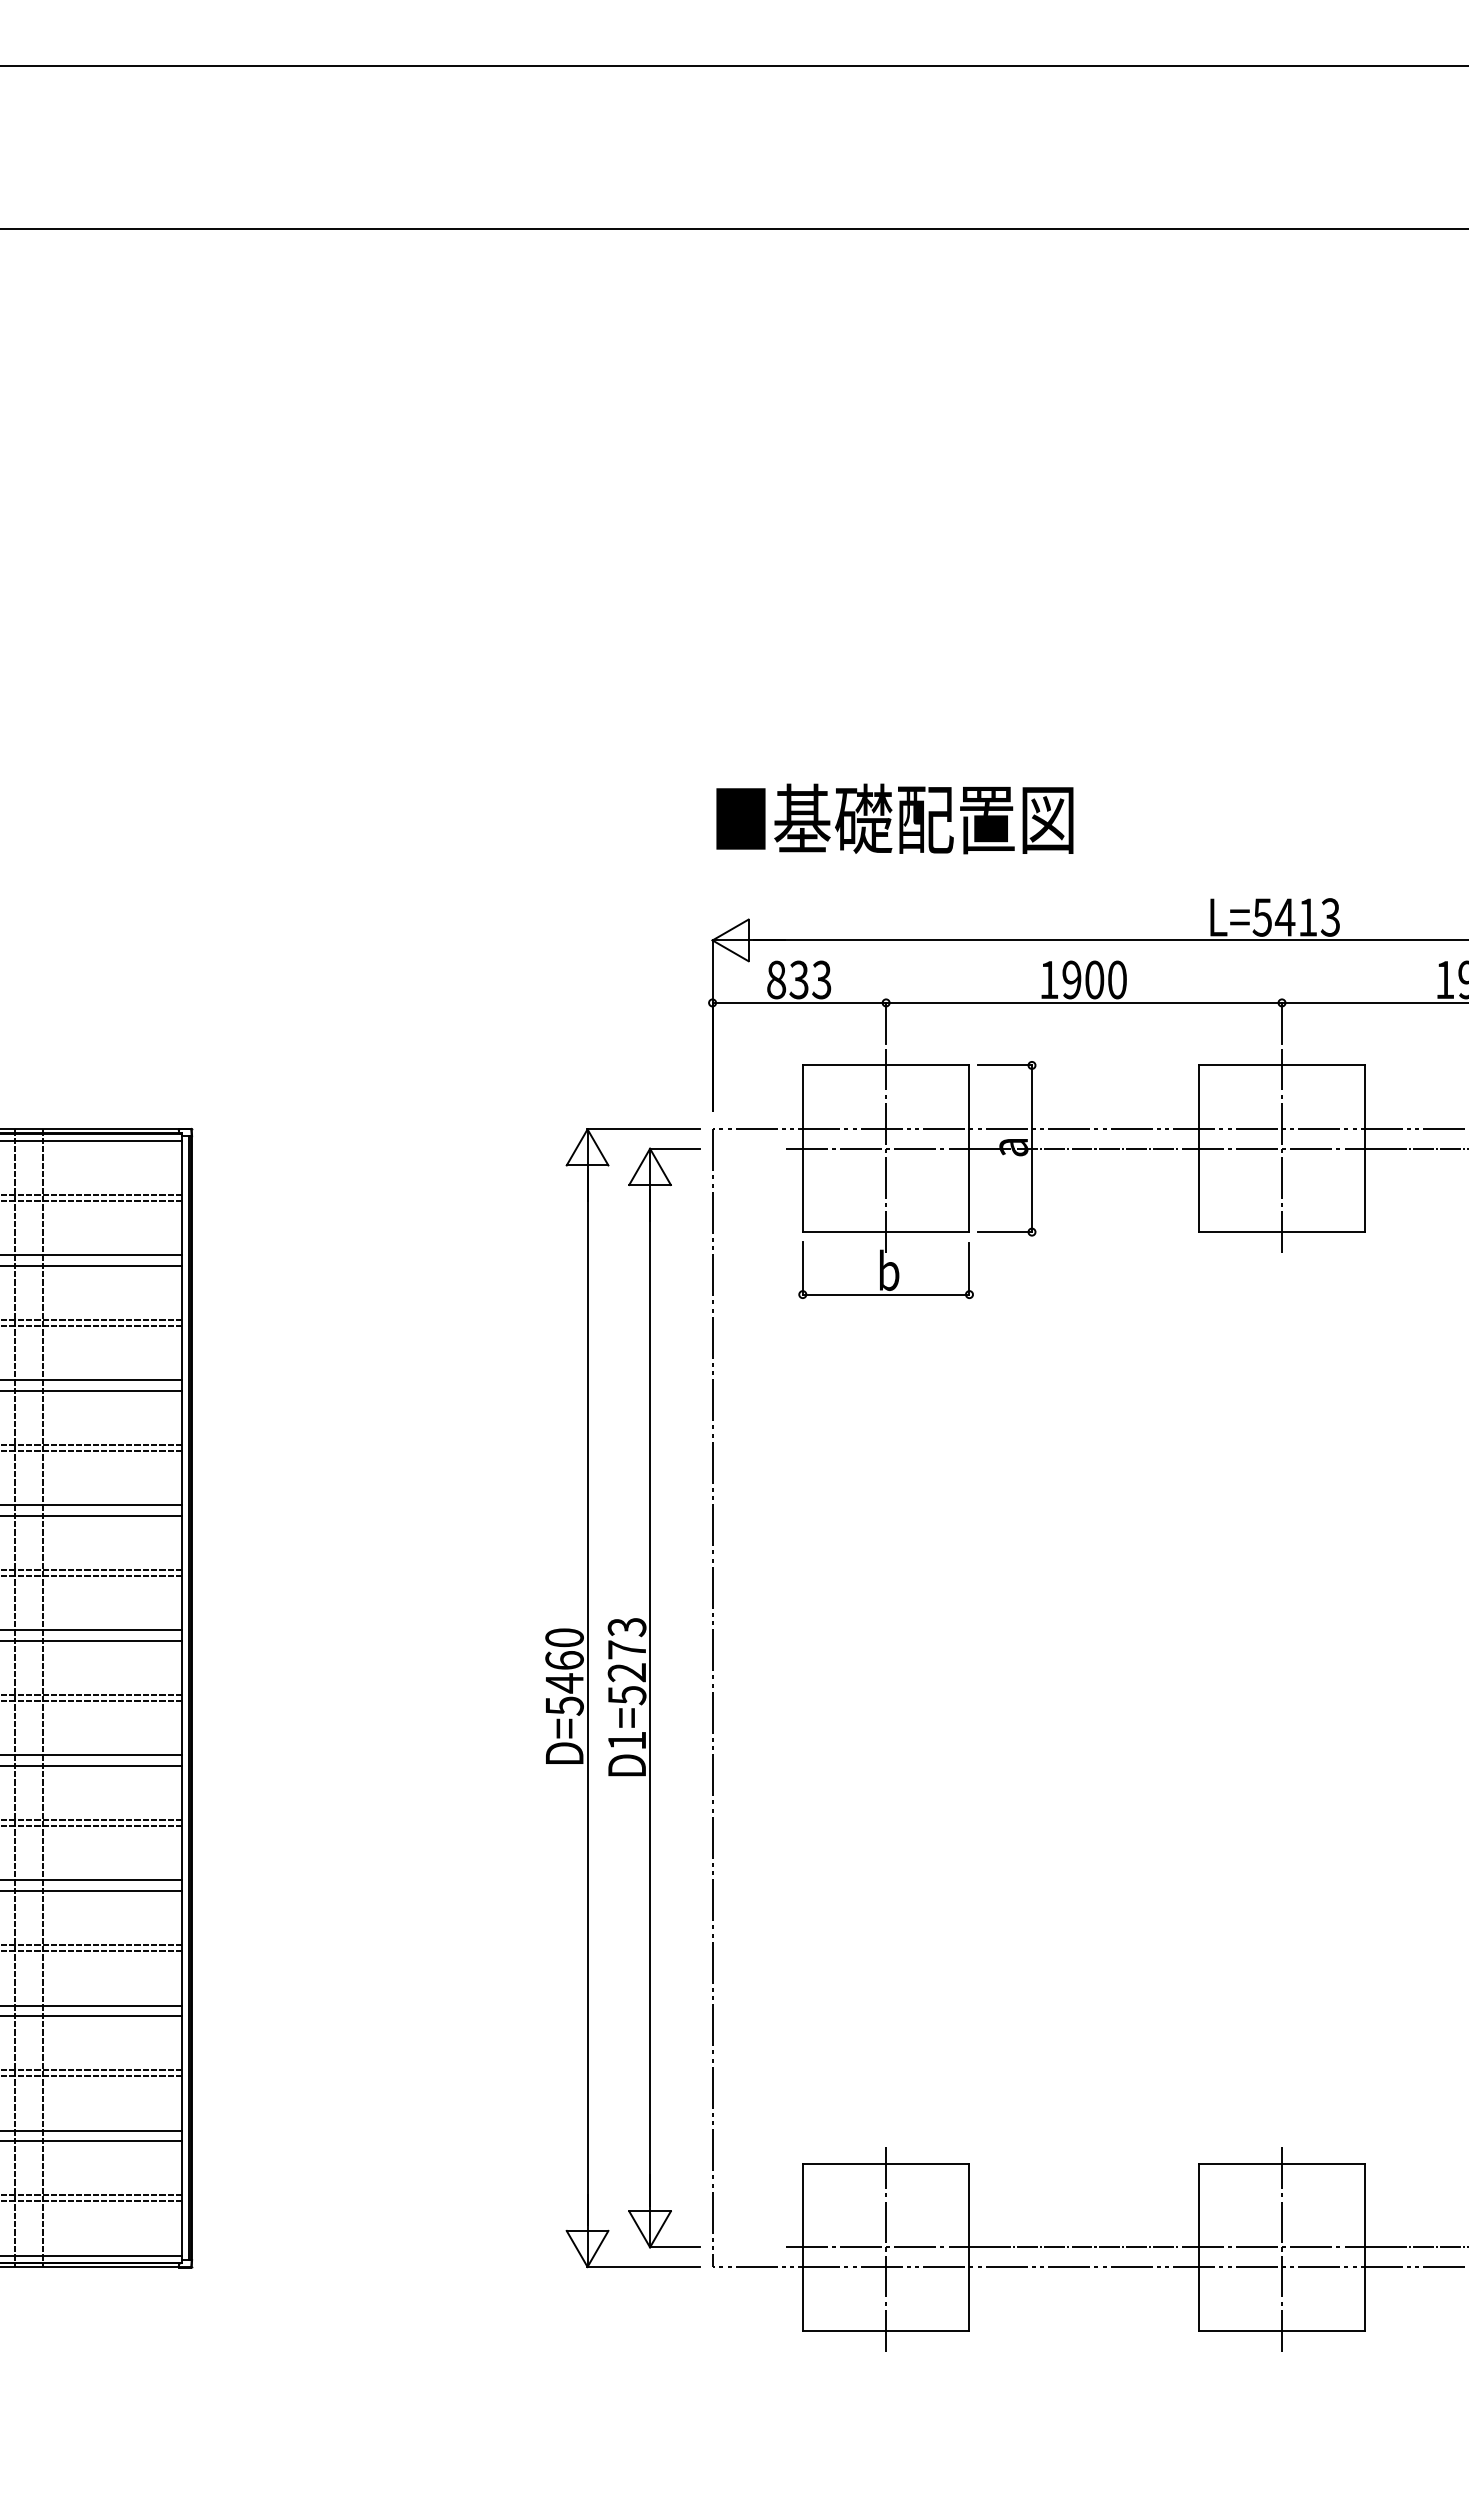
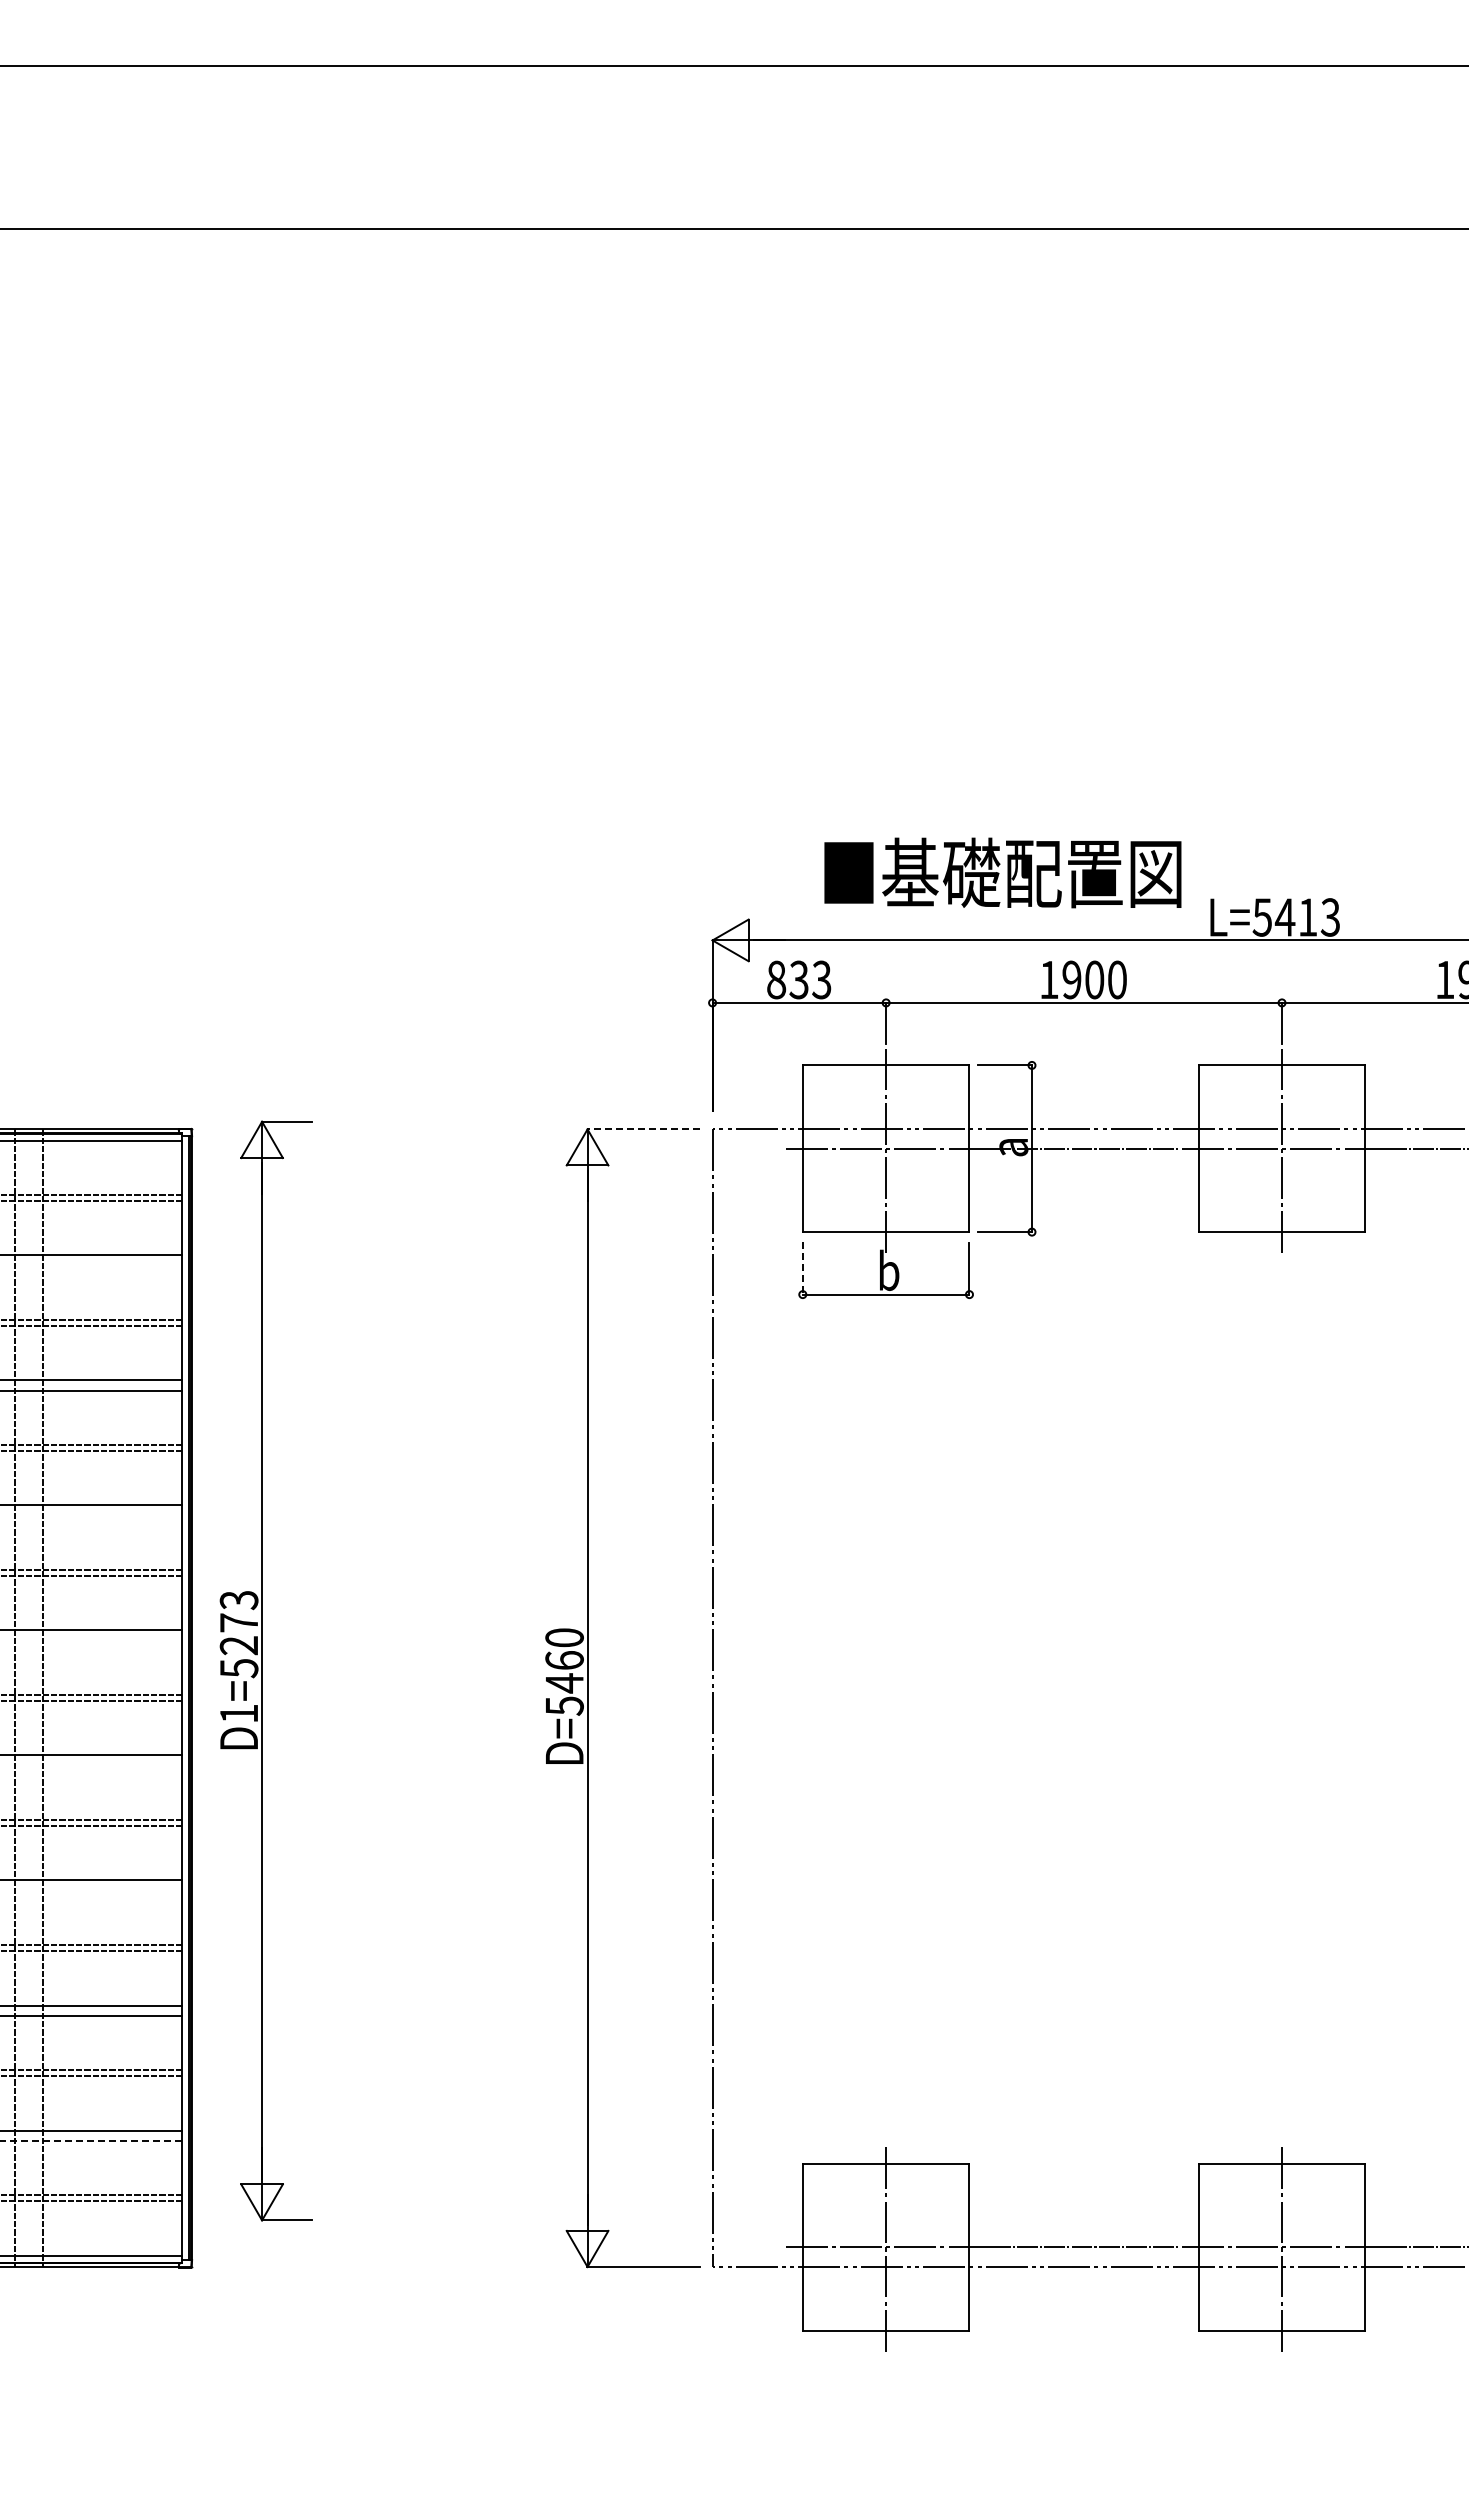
text position: (894, 818) -> (1002, 872) (1002, 872)
line: solid -> dashed (643, 1129)
line: present -> none (92, 1265)
line: solid -> dashed (802, 1268)
line: present -> none (92, 1515)
line: present -> none (92, 1640)
part position: (653, 1697) -> (265, 1670) (265, 1670)
line: present -> none (92, 1765)
line: present -> none (92, 1890)
line: solid -> dashed (91, 2140)
